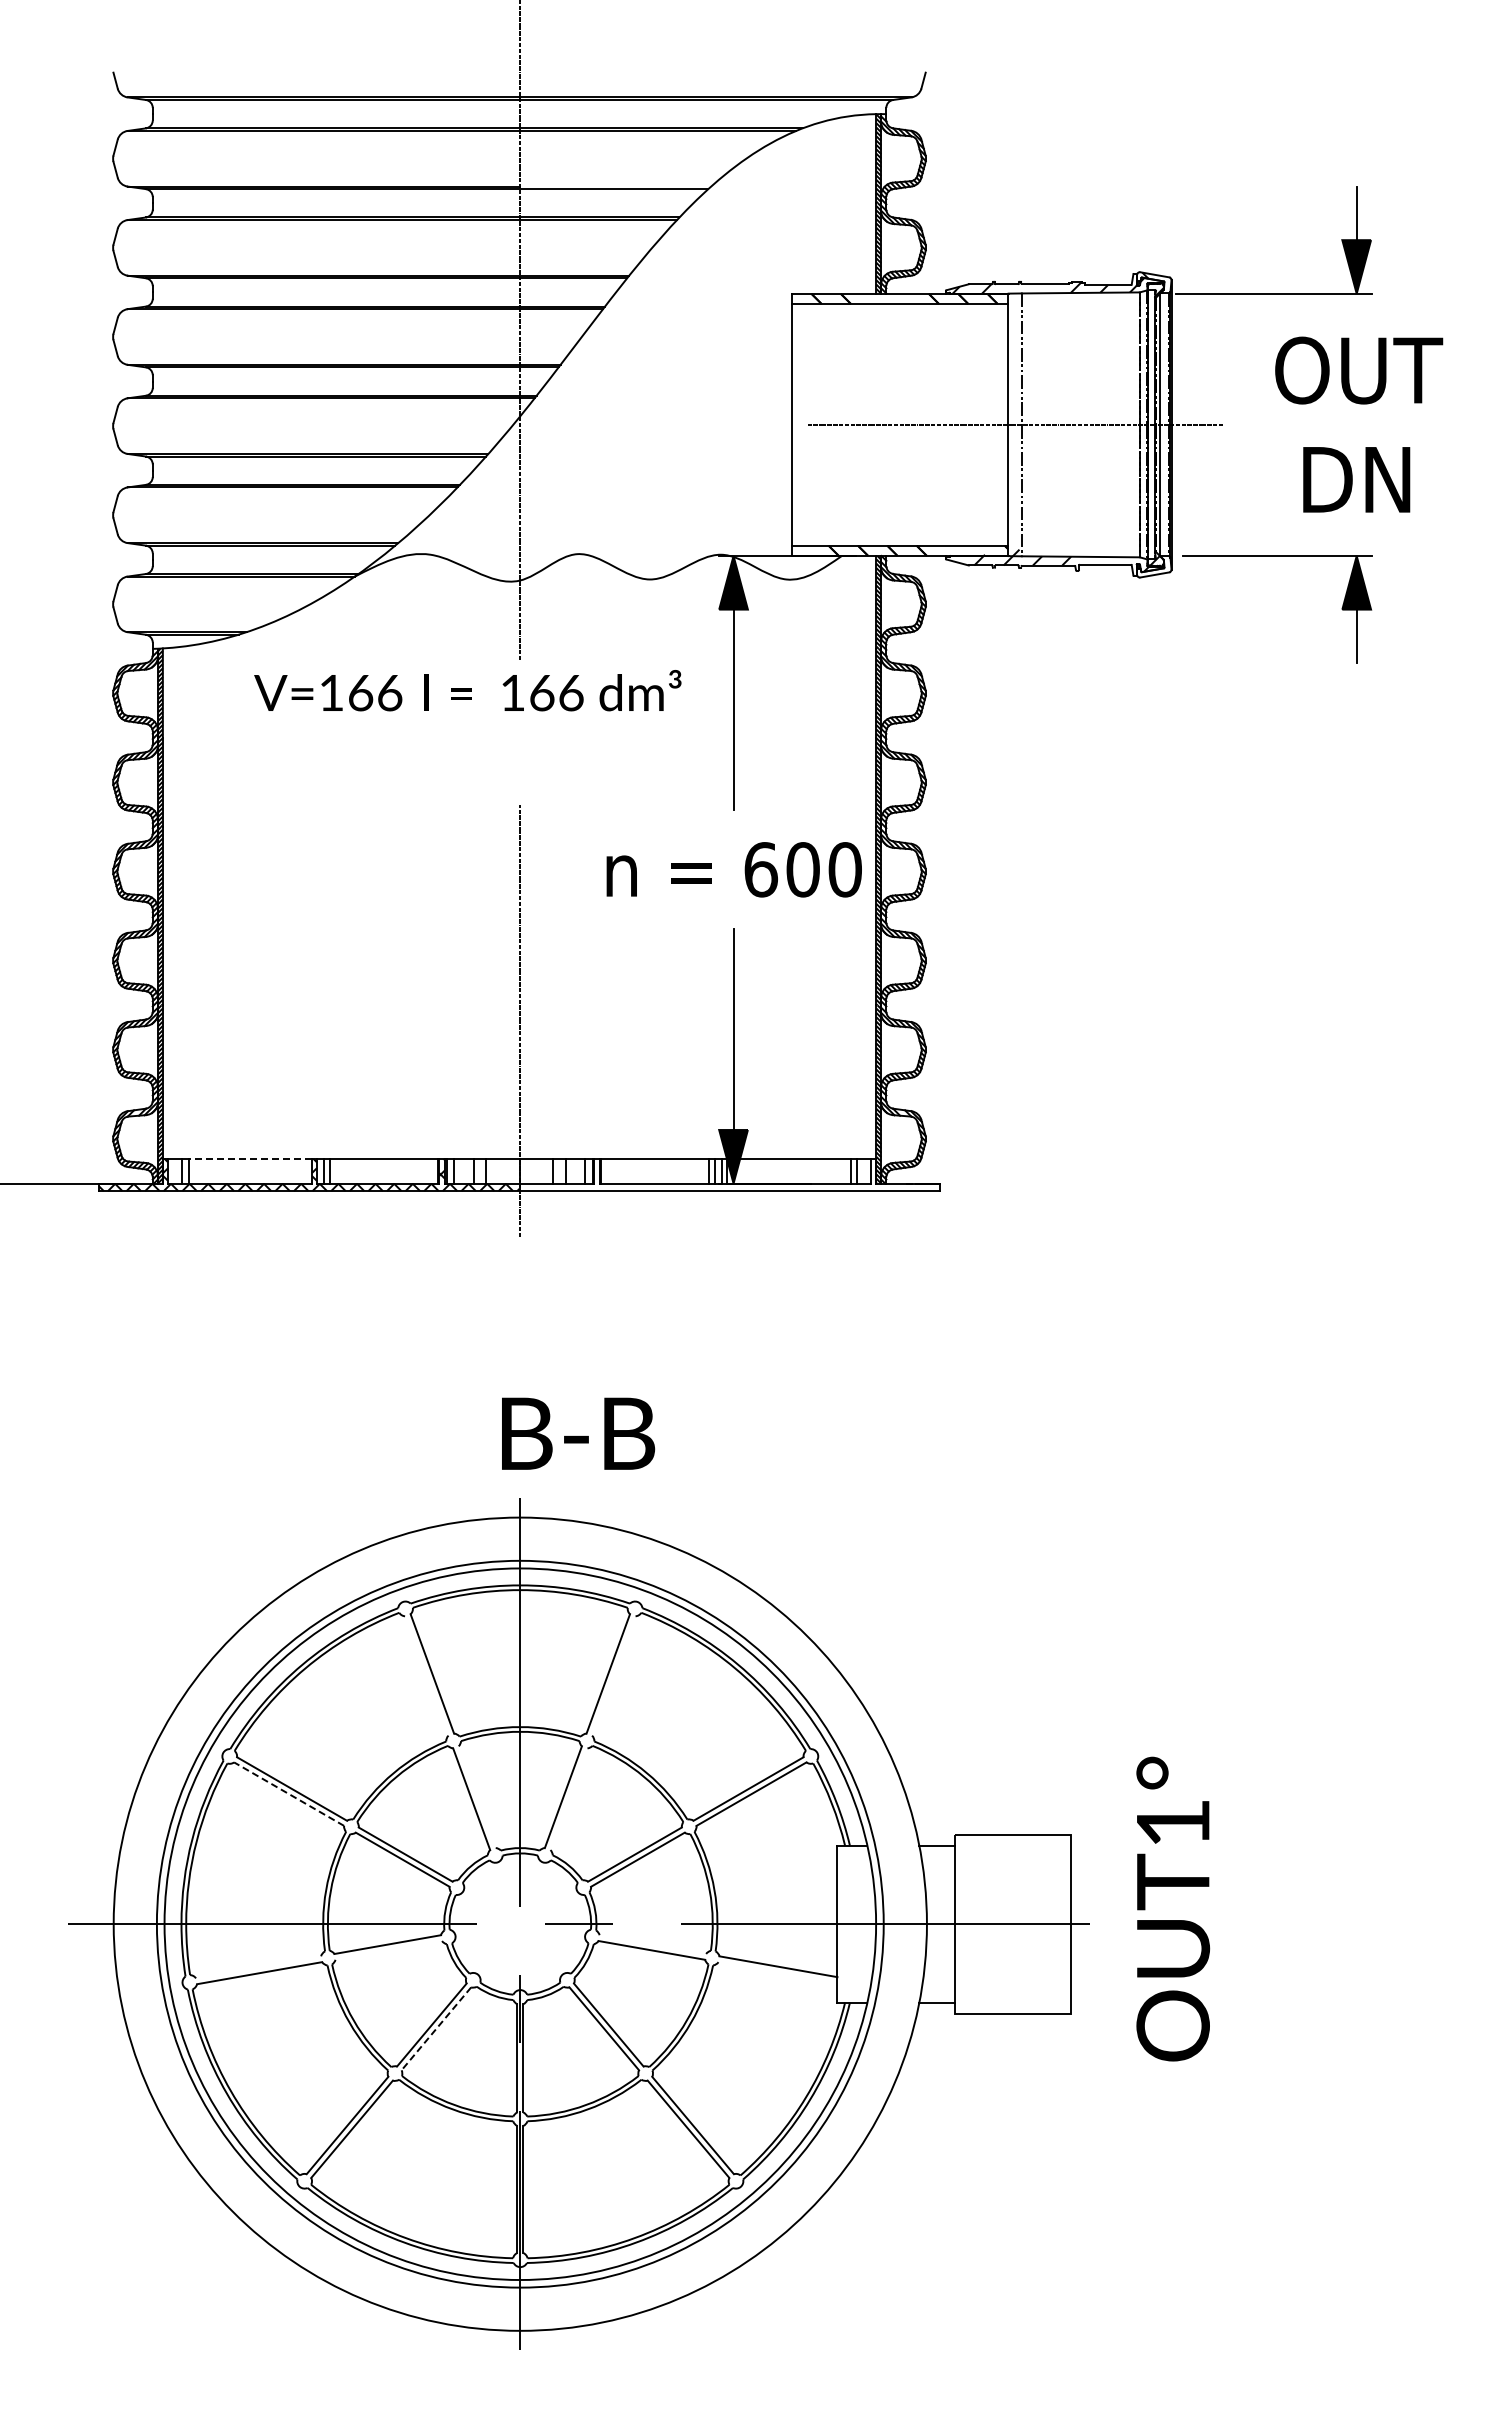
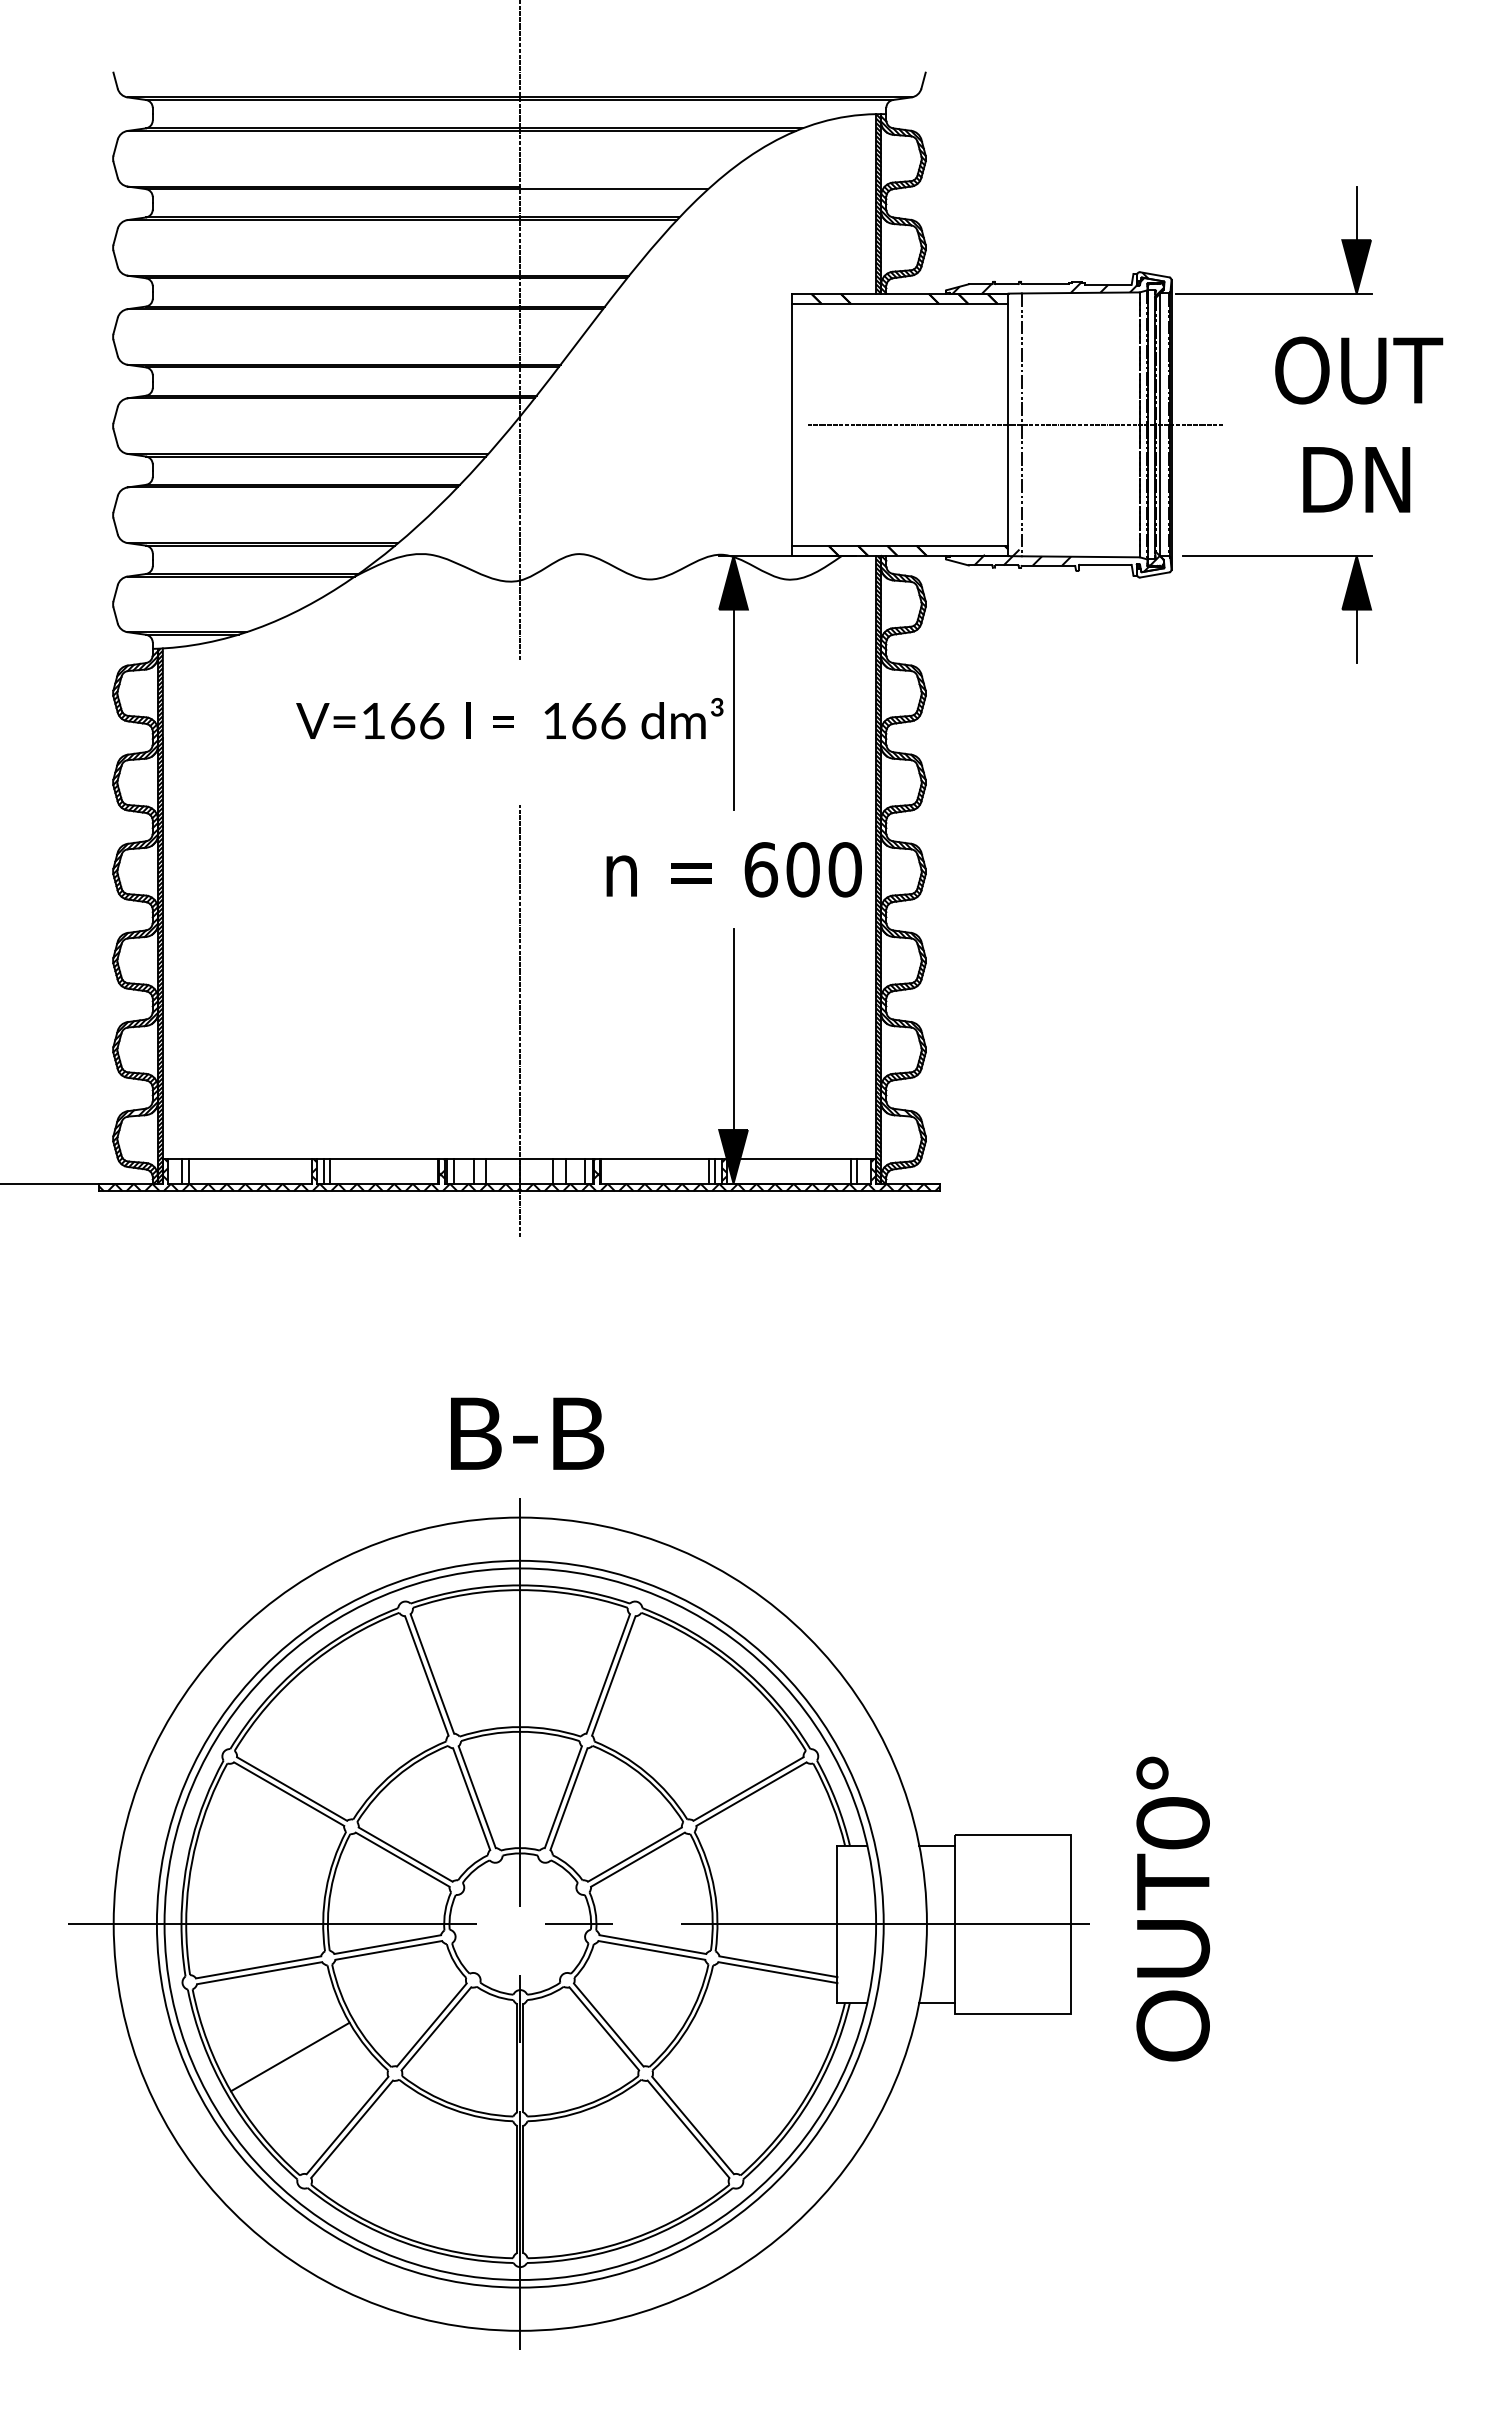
text position: (467, 690) -> (509, 718) (509, 718)
line: dashed -> solid (250, 1158)
hatch: none -> present (729, 1174)
text position: (578, 1433) -> (527, 1433) (527, 1433)
line: none -> present (426, 1675)
line: none -> present (613, 1675)
line: dashed -> solid (289, 1794)
line: none -> present (476, 1797)
line: none -> present (568, 1799)
text: OUT1° -> OUT0° (1172, 1823)
line: none -> present (652, 1944)
line: none -> present (388, 1950)
line: none -> present (258, 1967)
line: none -> present (777, 1972)
line: dashed -> solid (436, 2029)
line: none -> present (289, 2056)
